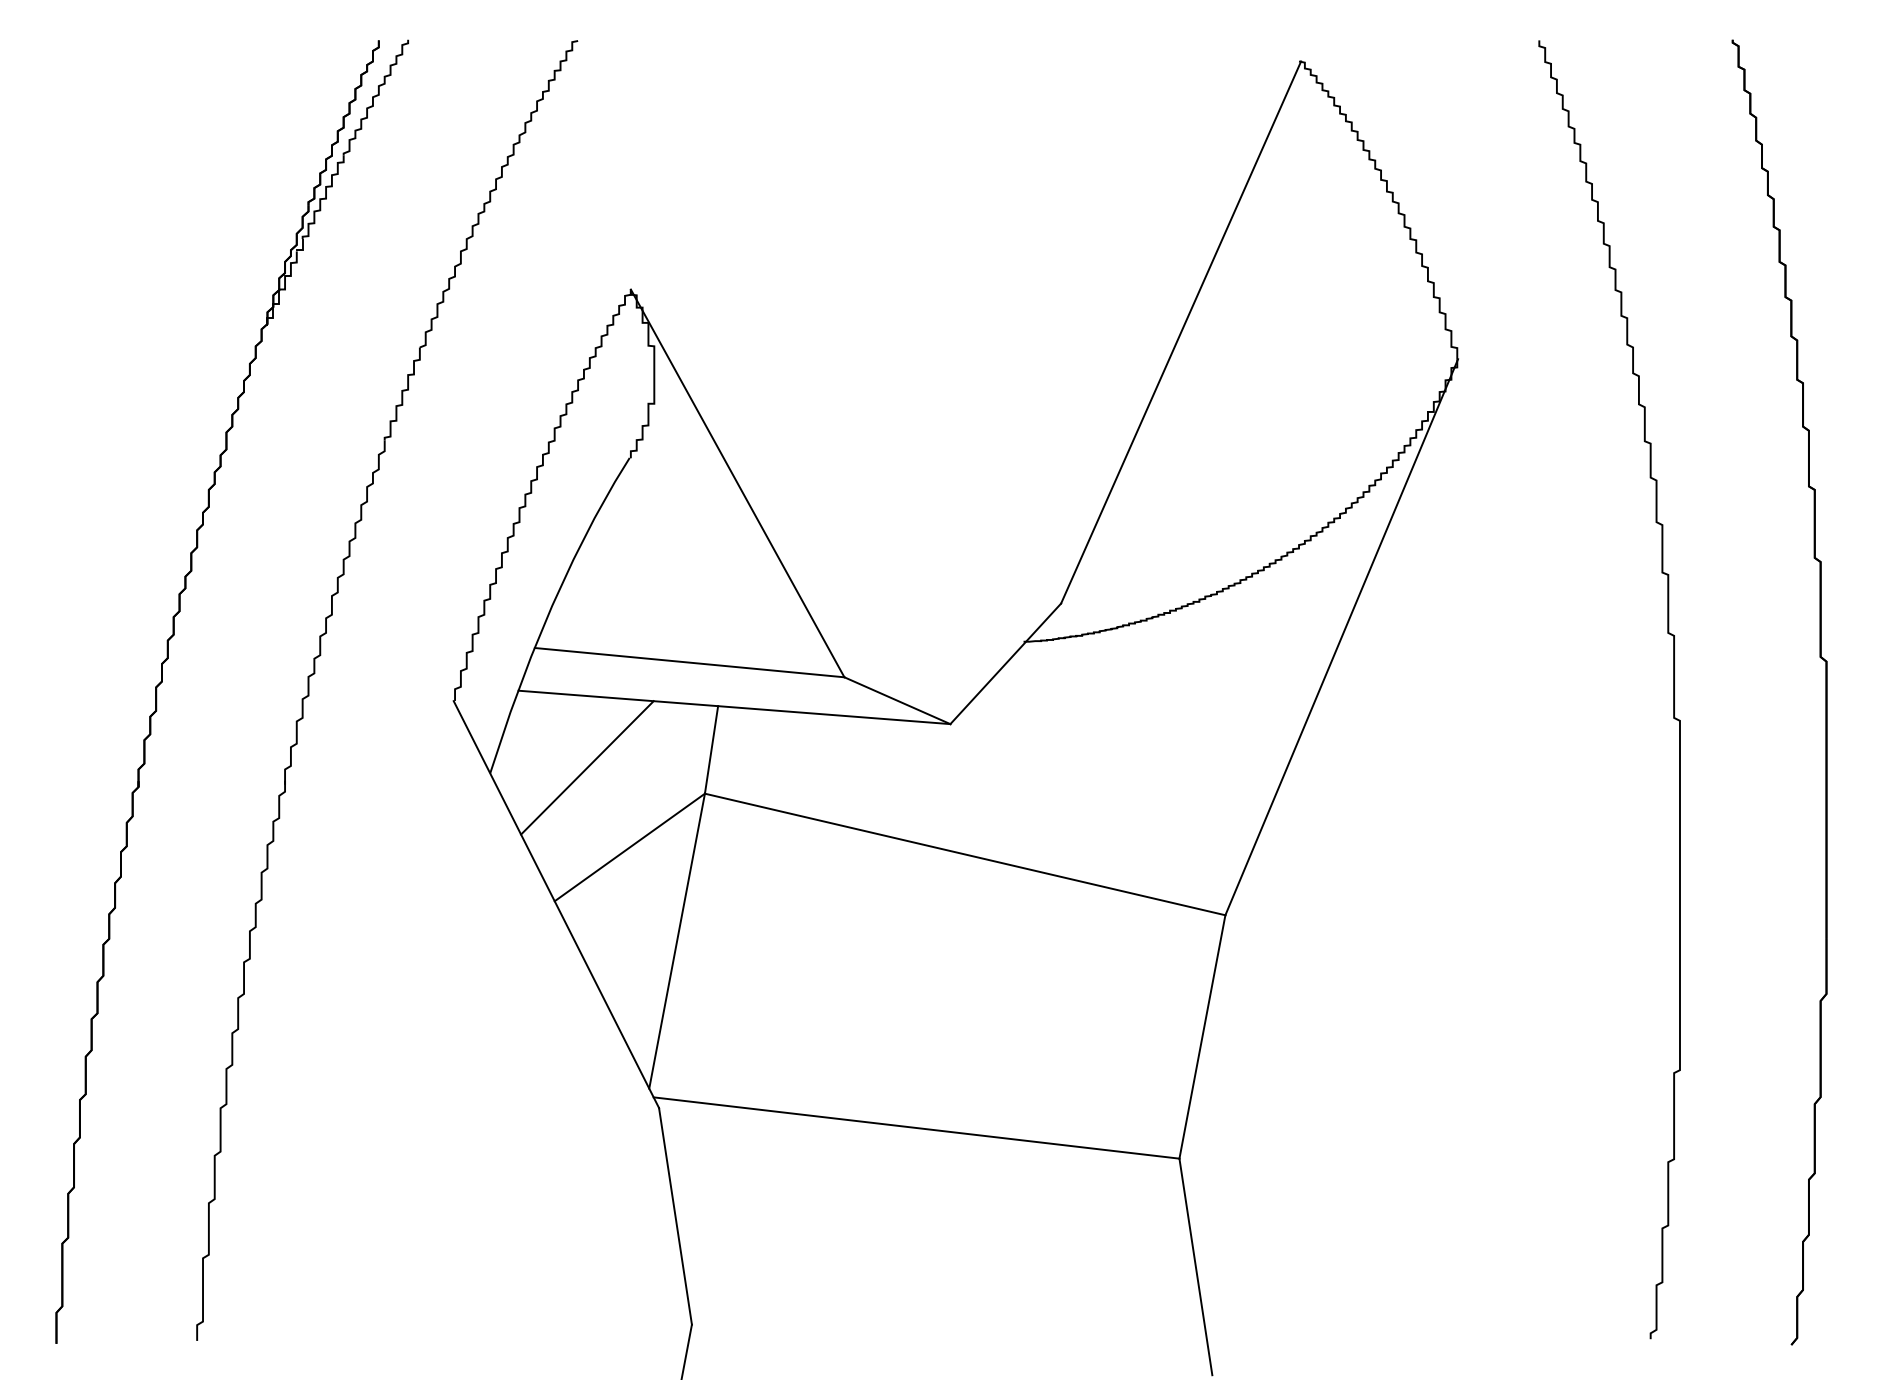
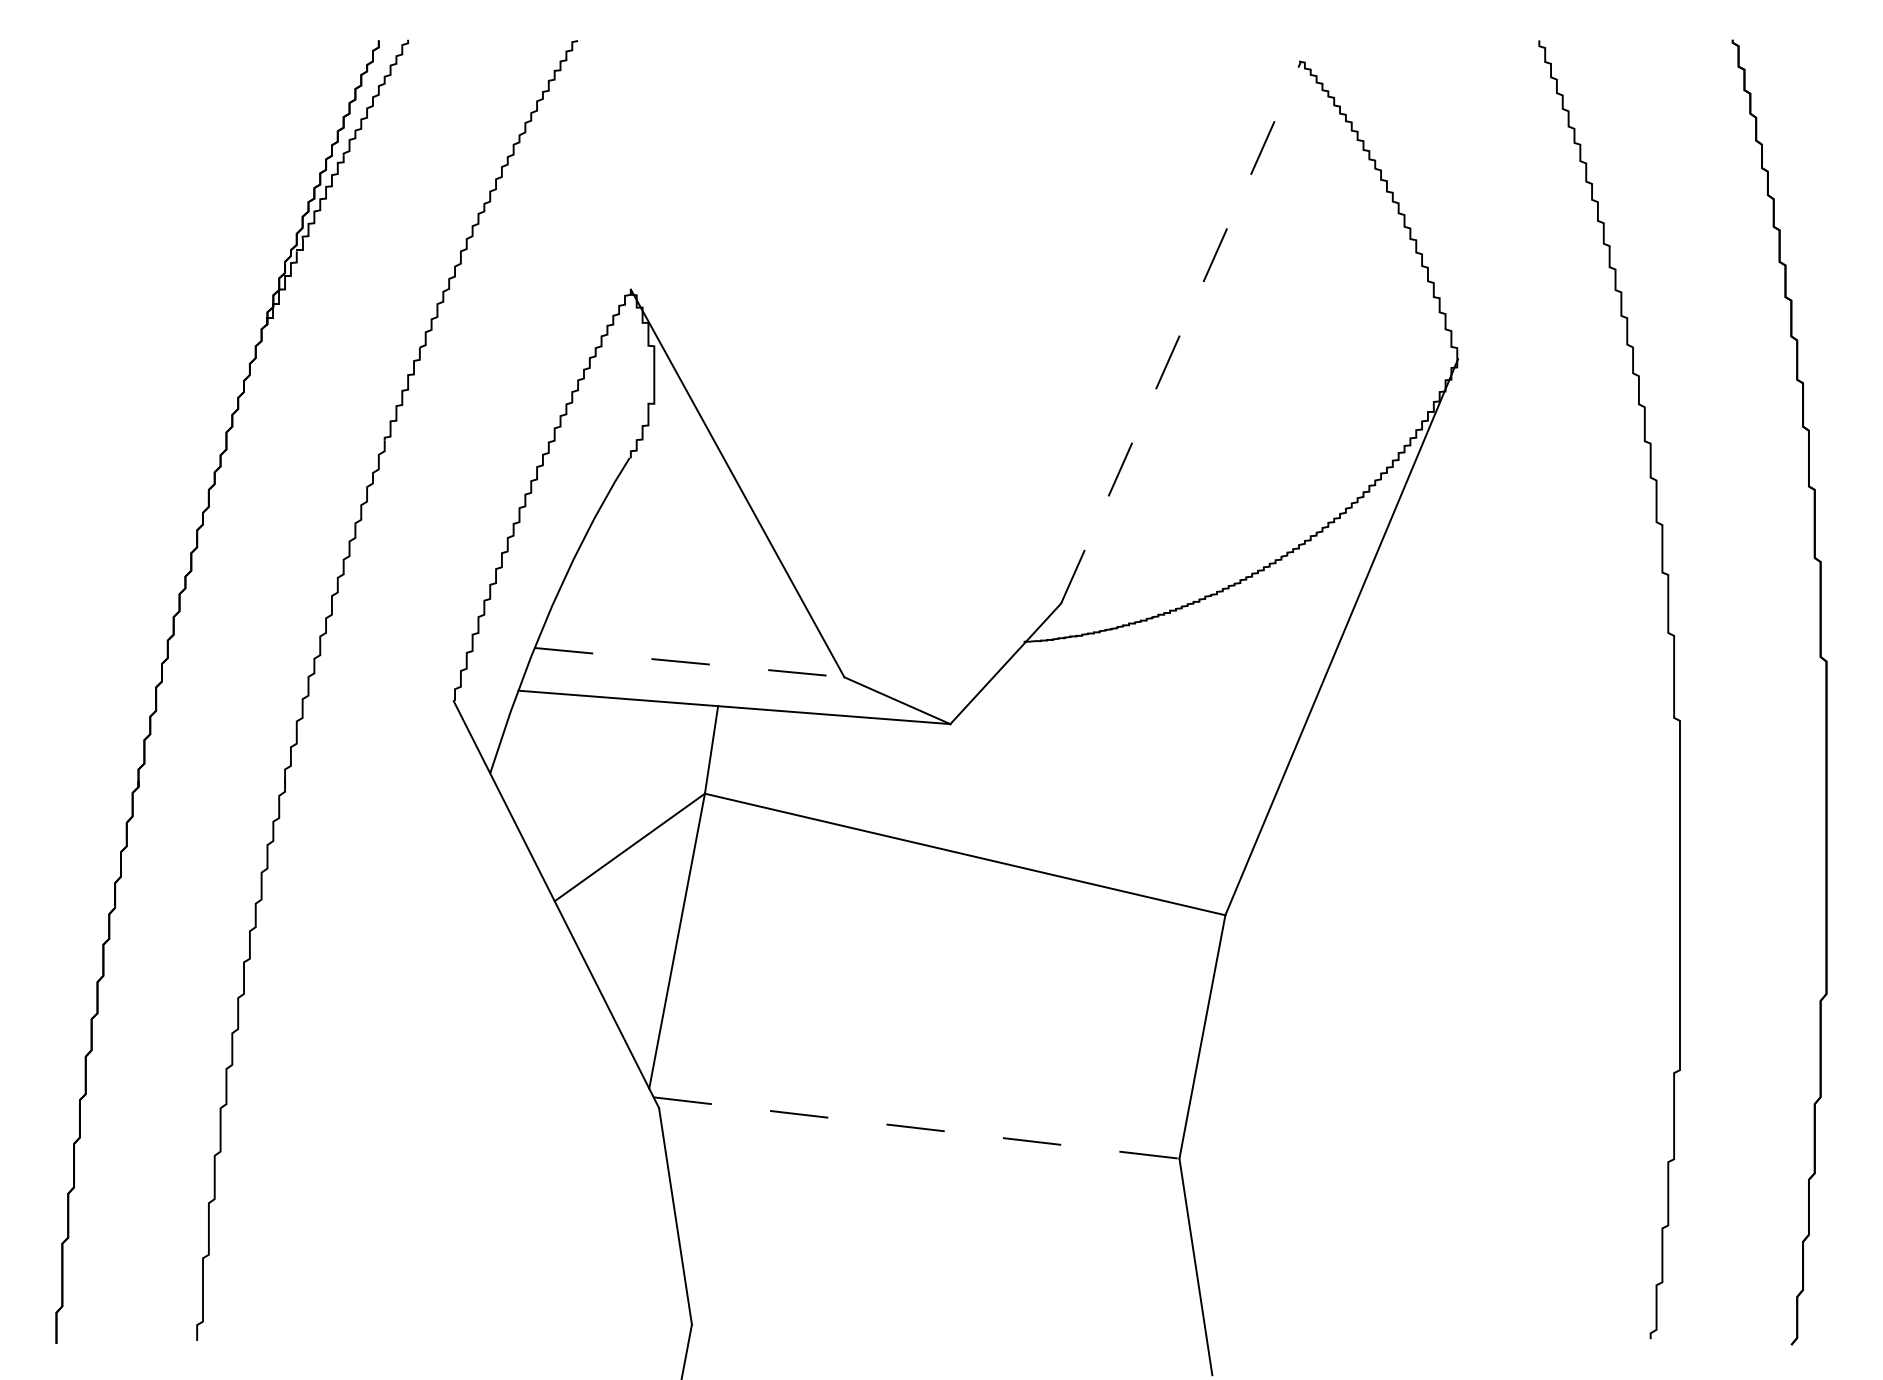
line: solid -> dashed (1181, 332)
line: solid -> dashed (689, 662)
line: present -> none (587, 767)
line: solid -> dashed (916, 1128)
